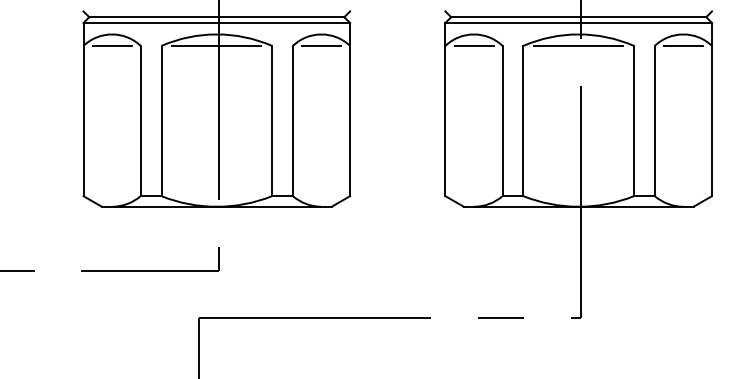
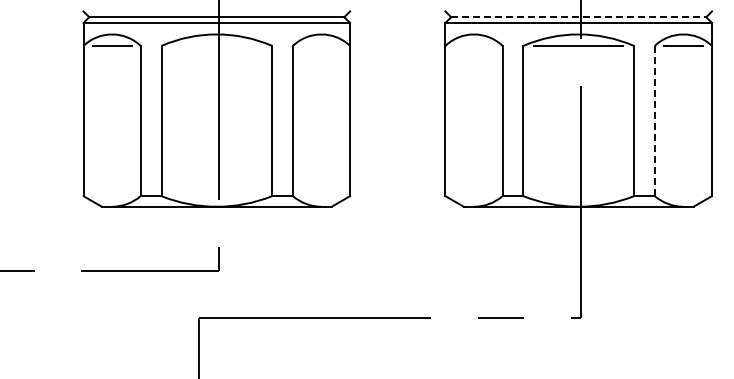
line: solid -> dashed (578, 17)
line: present -> none (216, 45)
line: present -> none (320, 45)
line: present -> none (474, 45)
line: solid -> dashed (654, 120)
